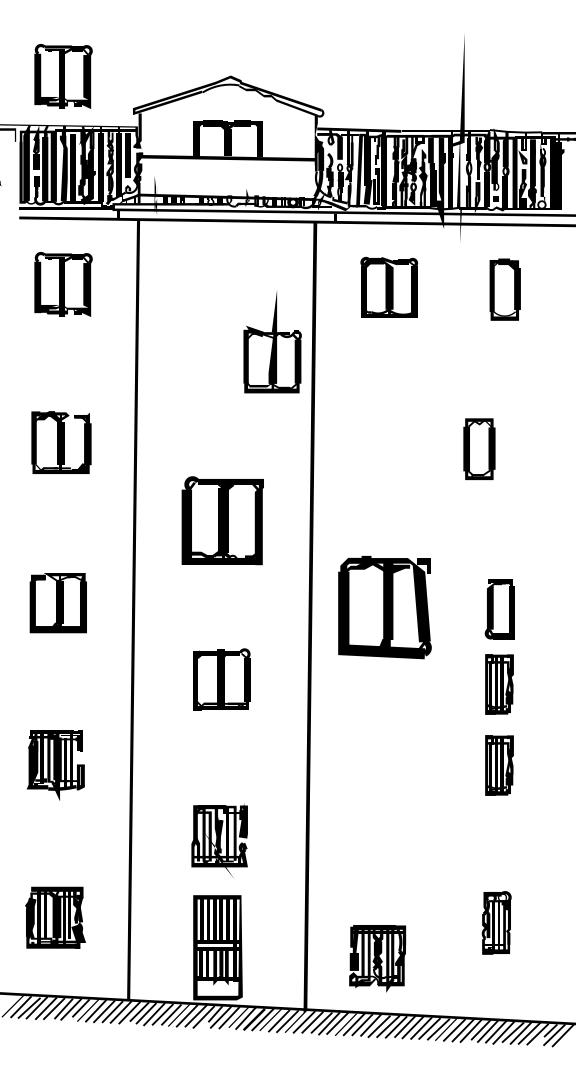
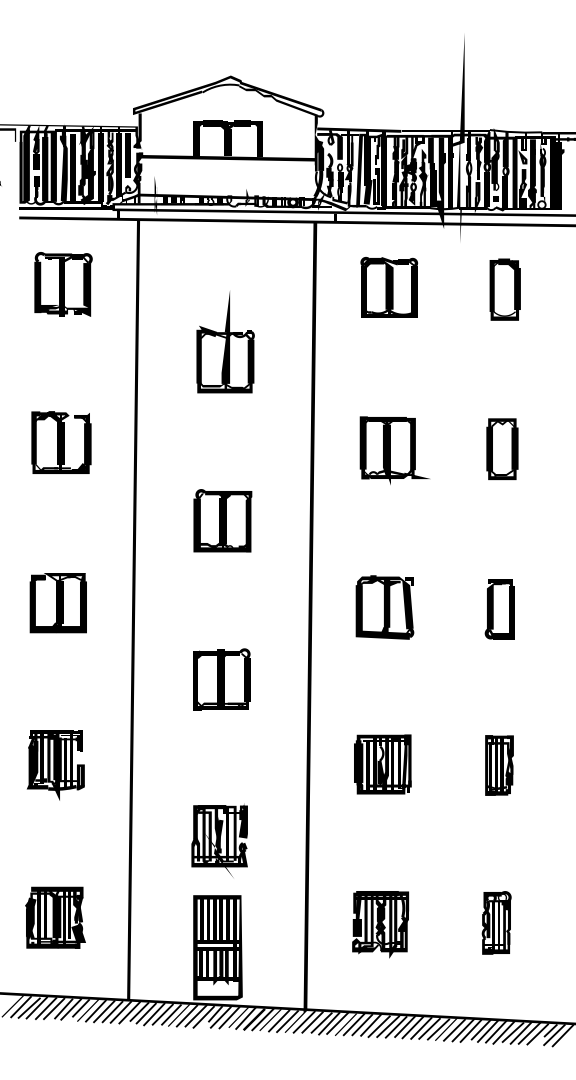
part: present -> none (63, 76)
part position: (272, 342) -> (225, 342) (225, 342)
part position: (479, 449) -> (502, 449) (502, 449)
part: none -> present (394, 450)
part size: 83x90 px -> 60x64 px (222, 520)
part size: 94x104 px -> 60x65 px (384, 607)
part: present -> none (499, 684)
part: none -> present (382, 764)
part position: (377, 958) -> (380, 924) (380, 924)
